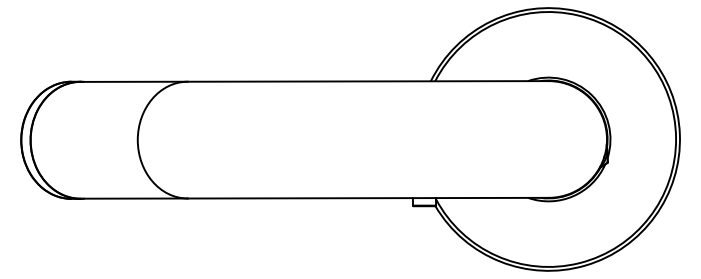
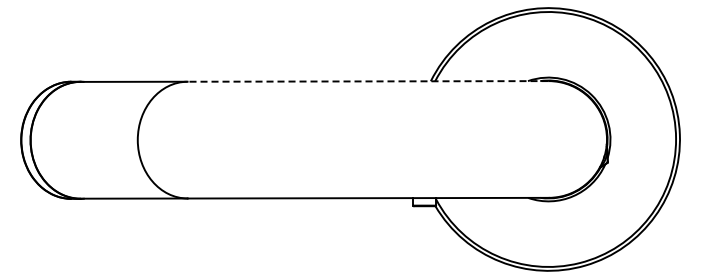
line: solid -> dashed (367, 81)
